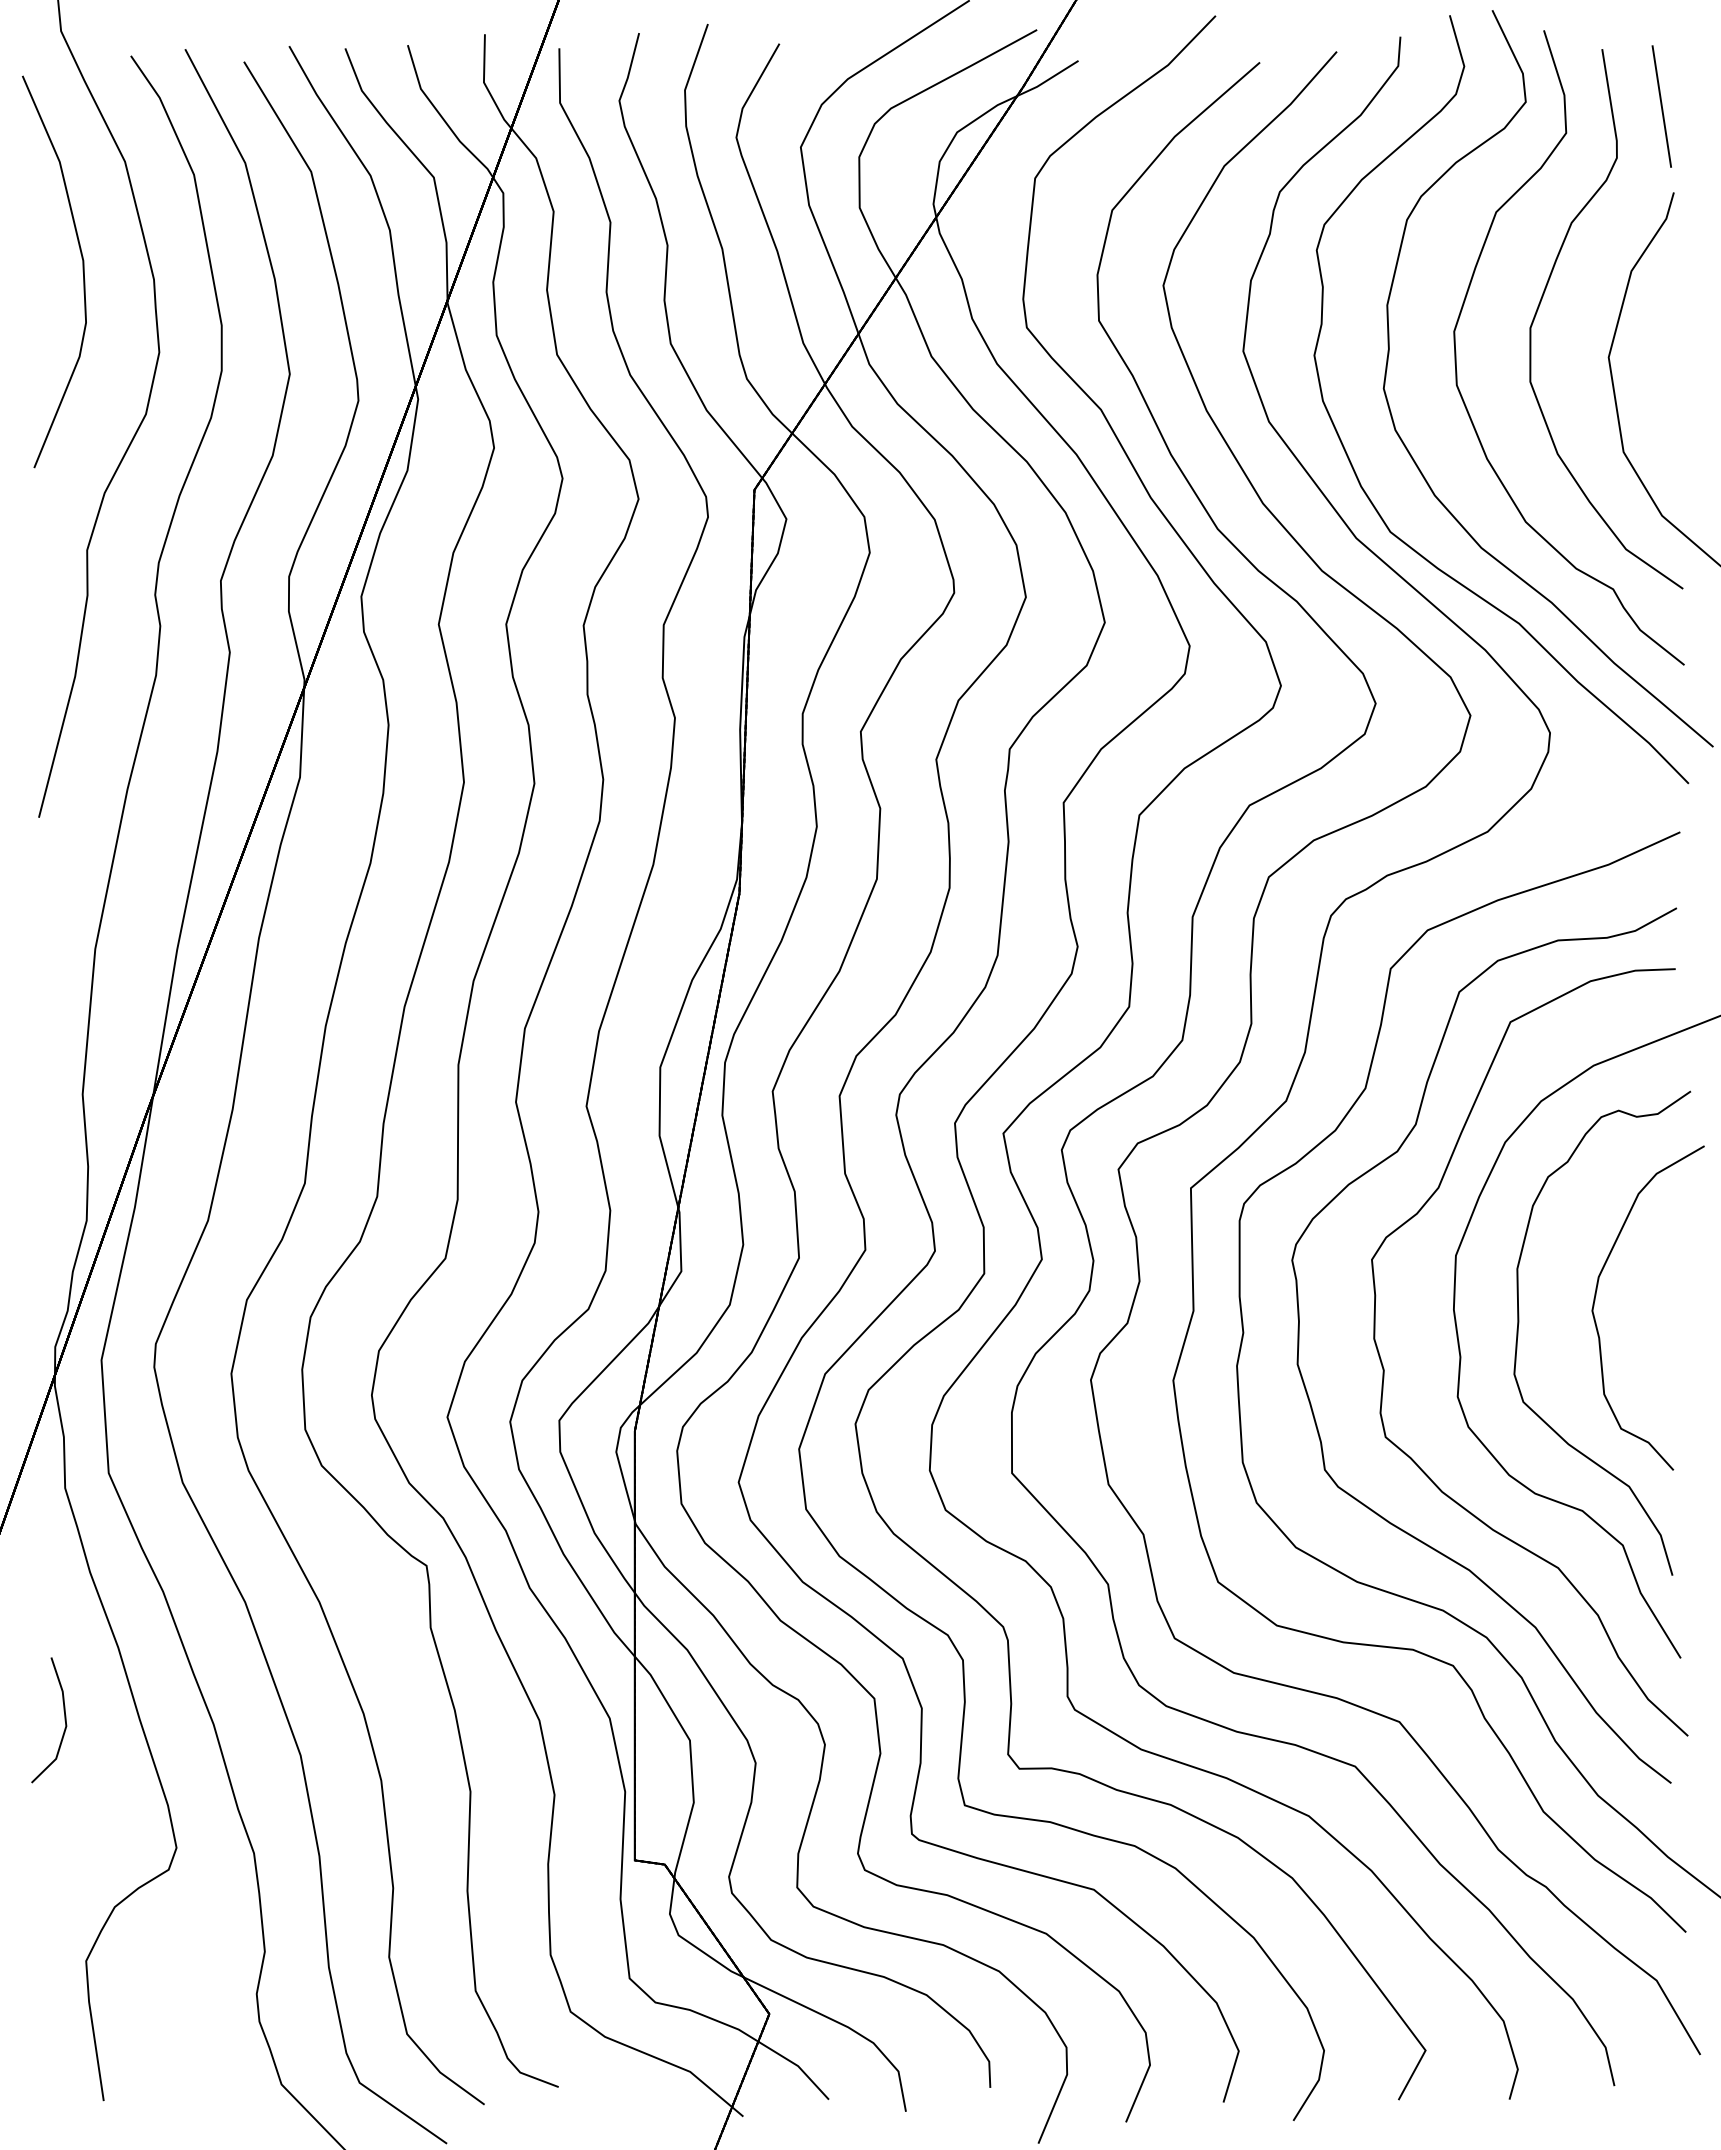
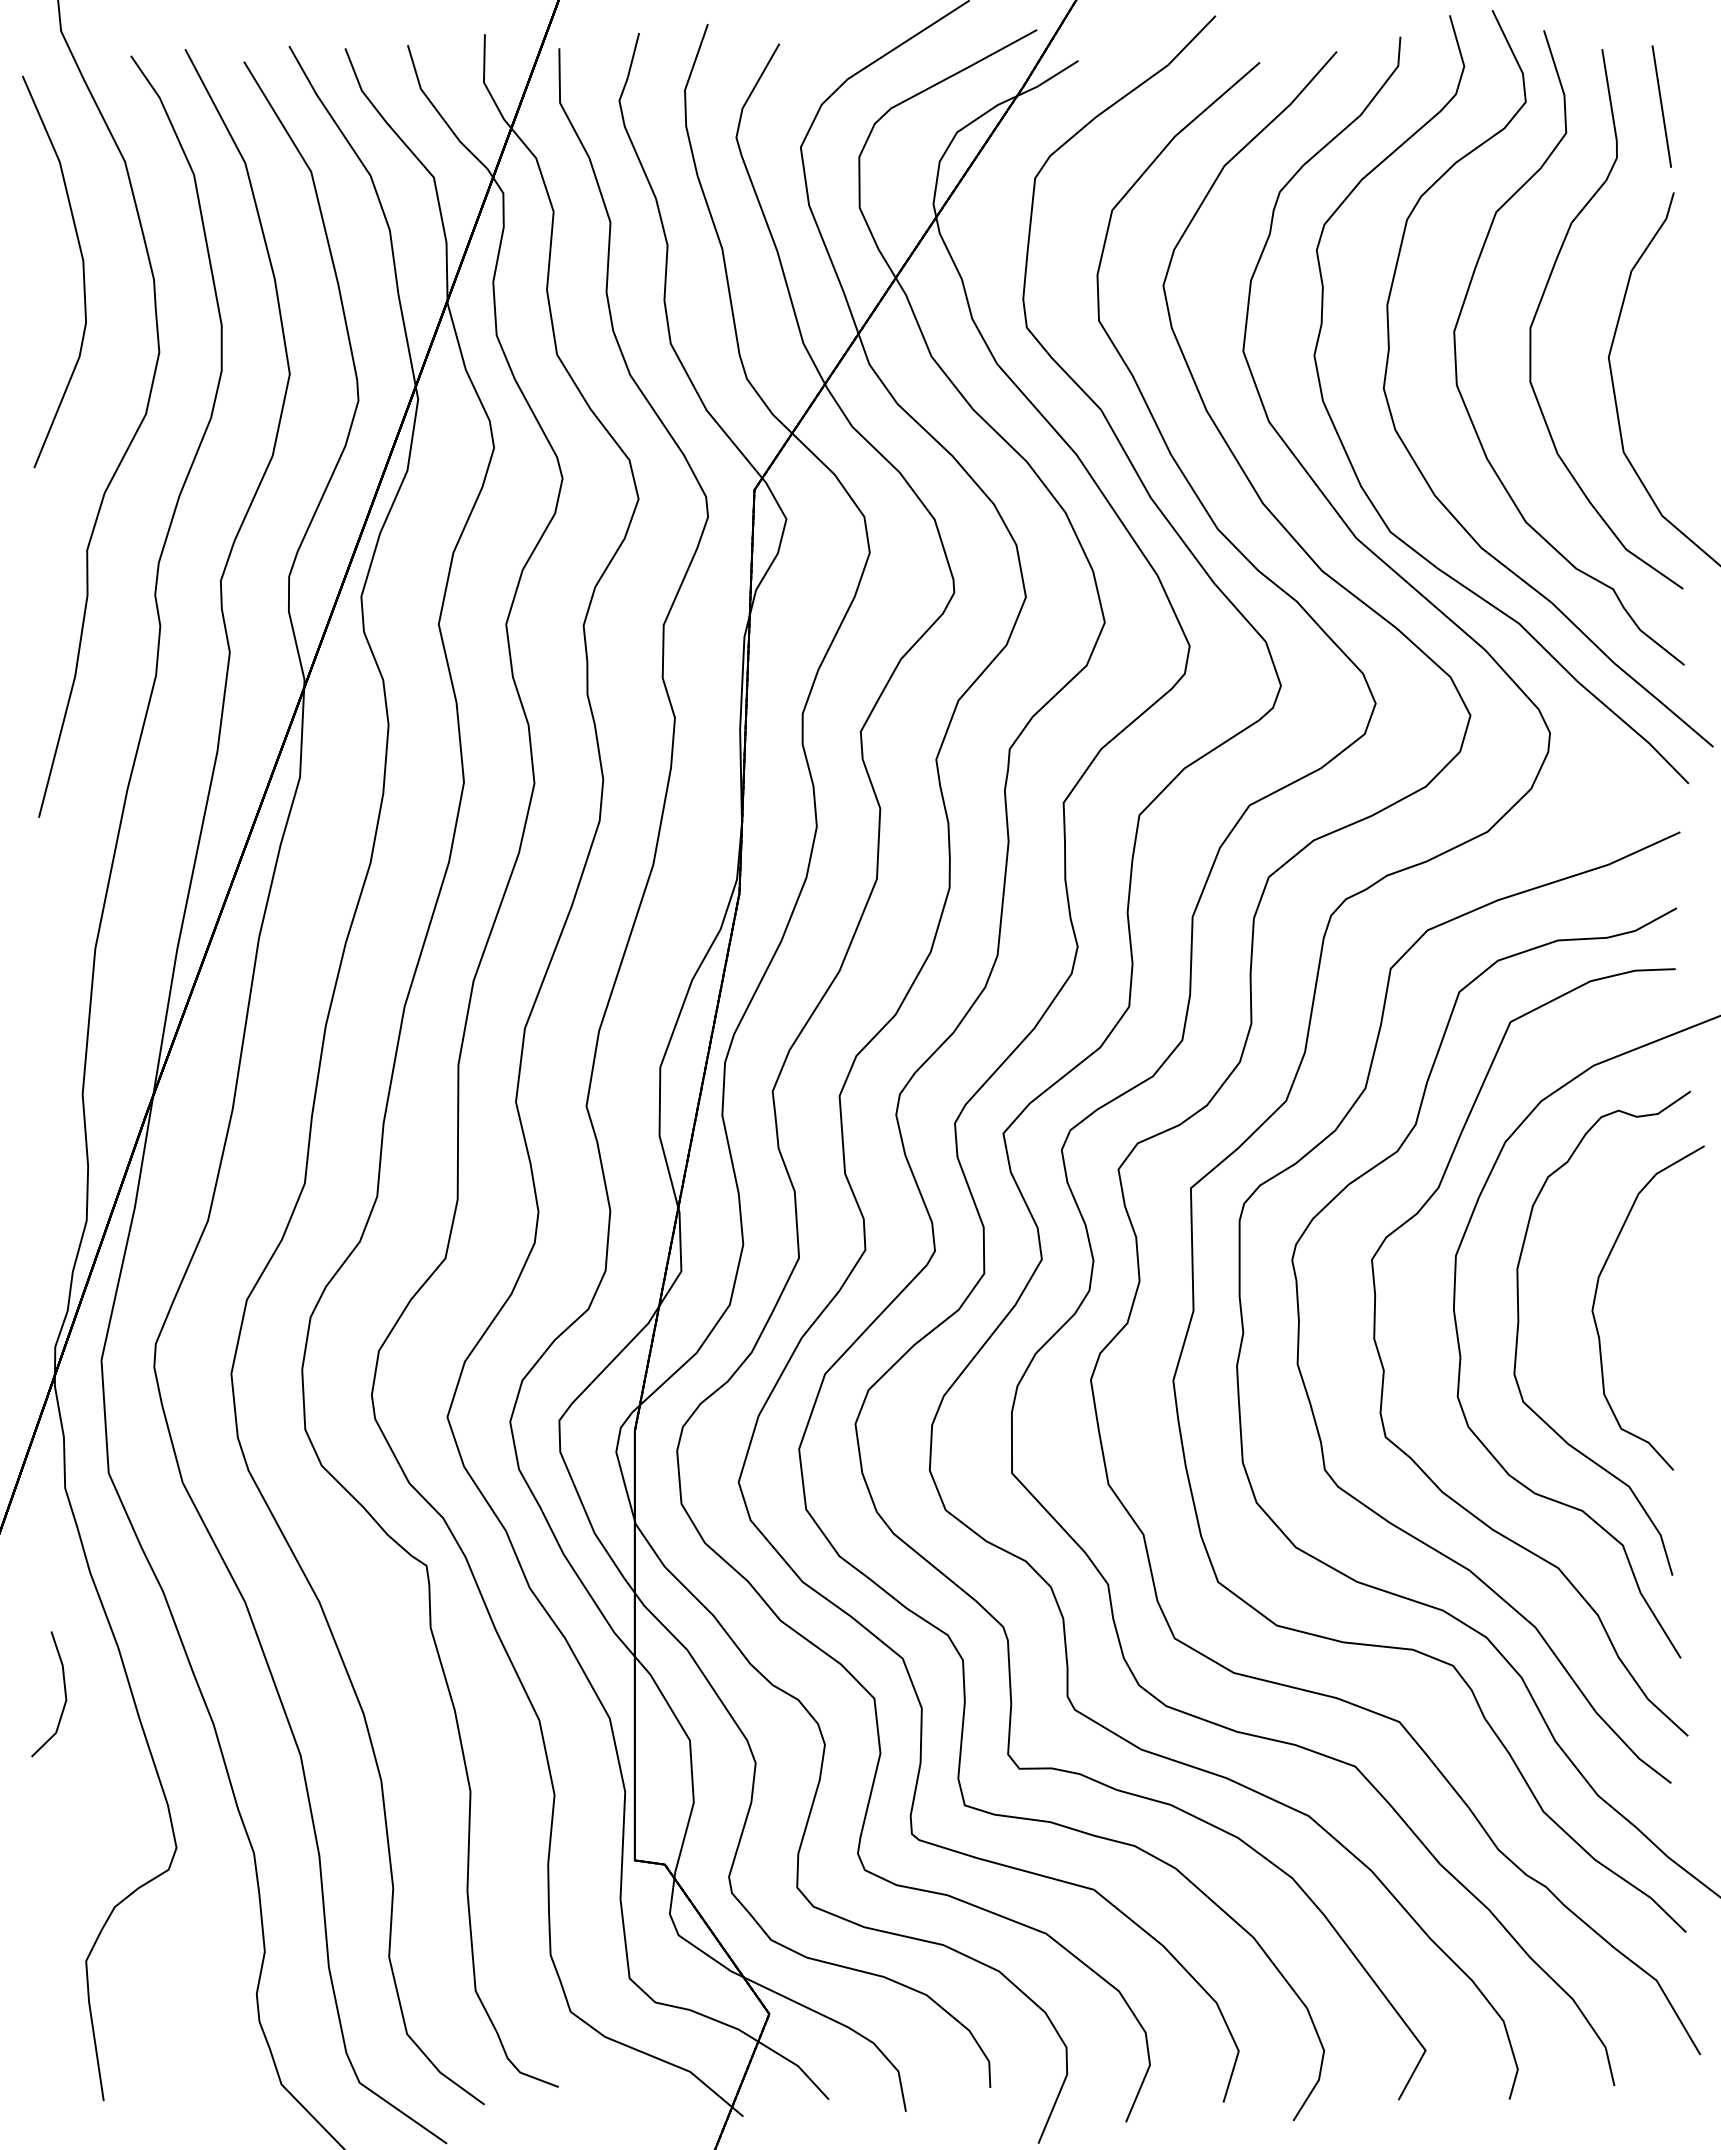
line position: (64, 1720) -> (64, 1694) (64, 1694)
